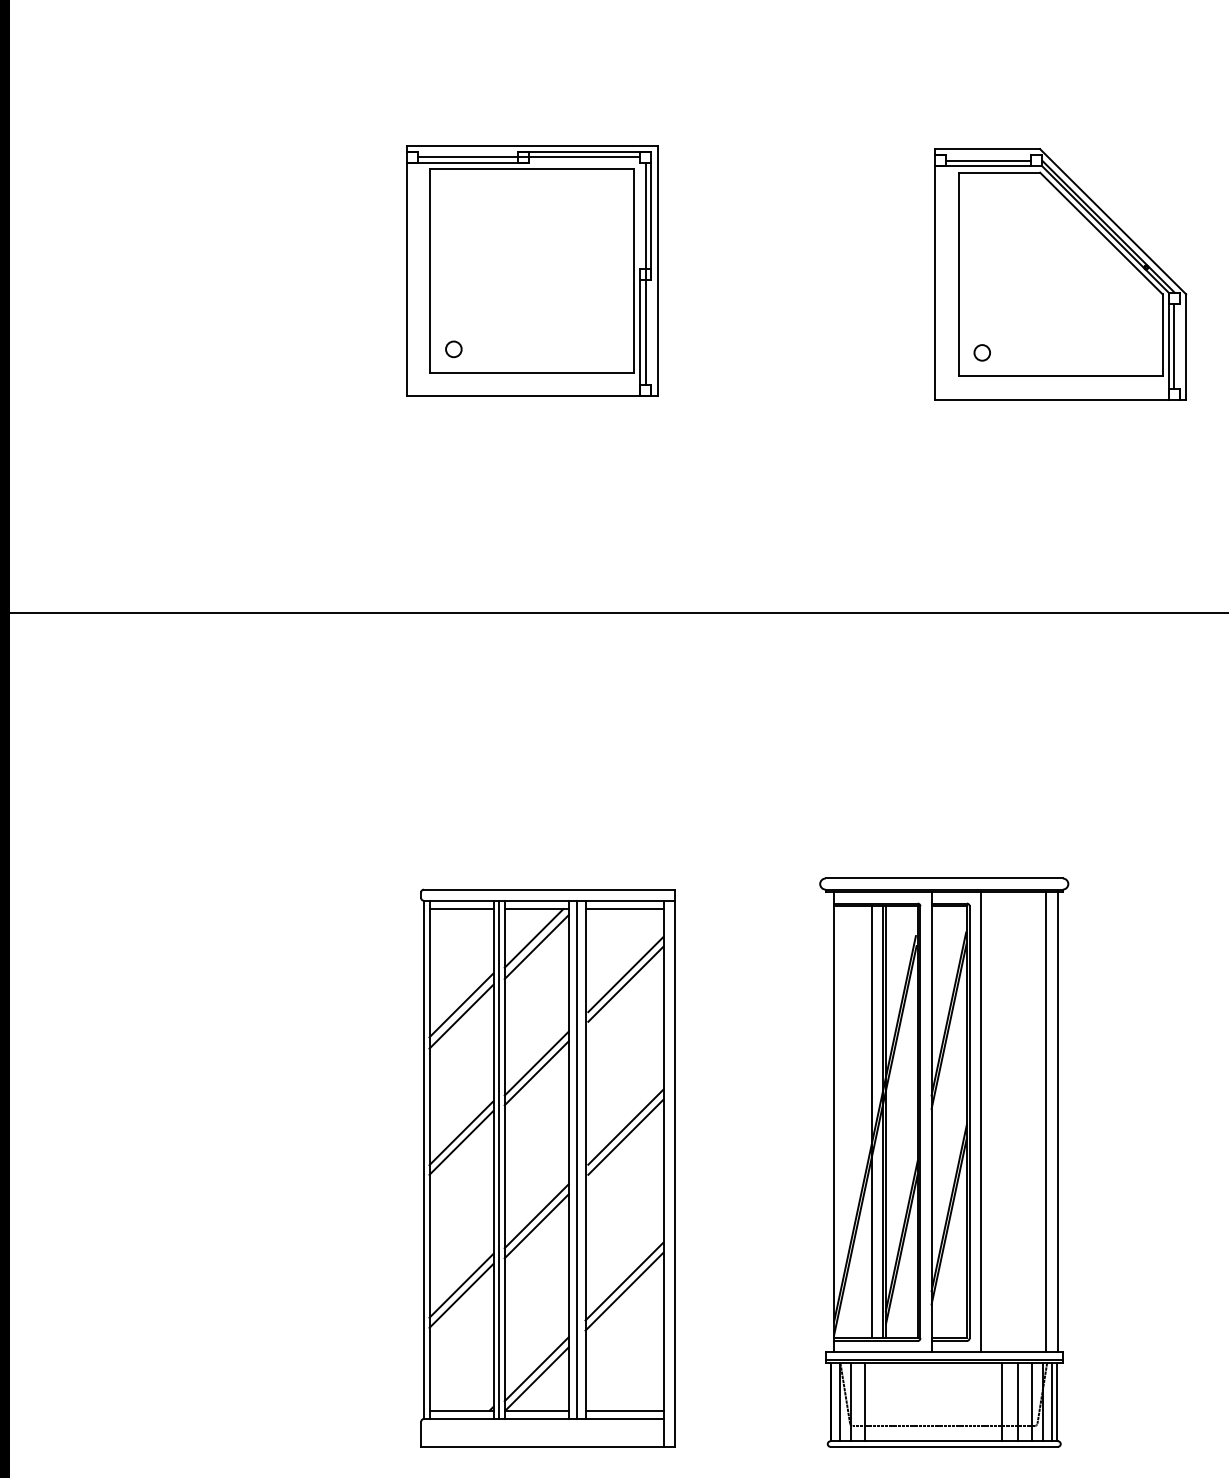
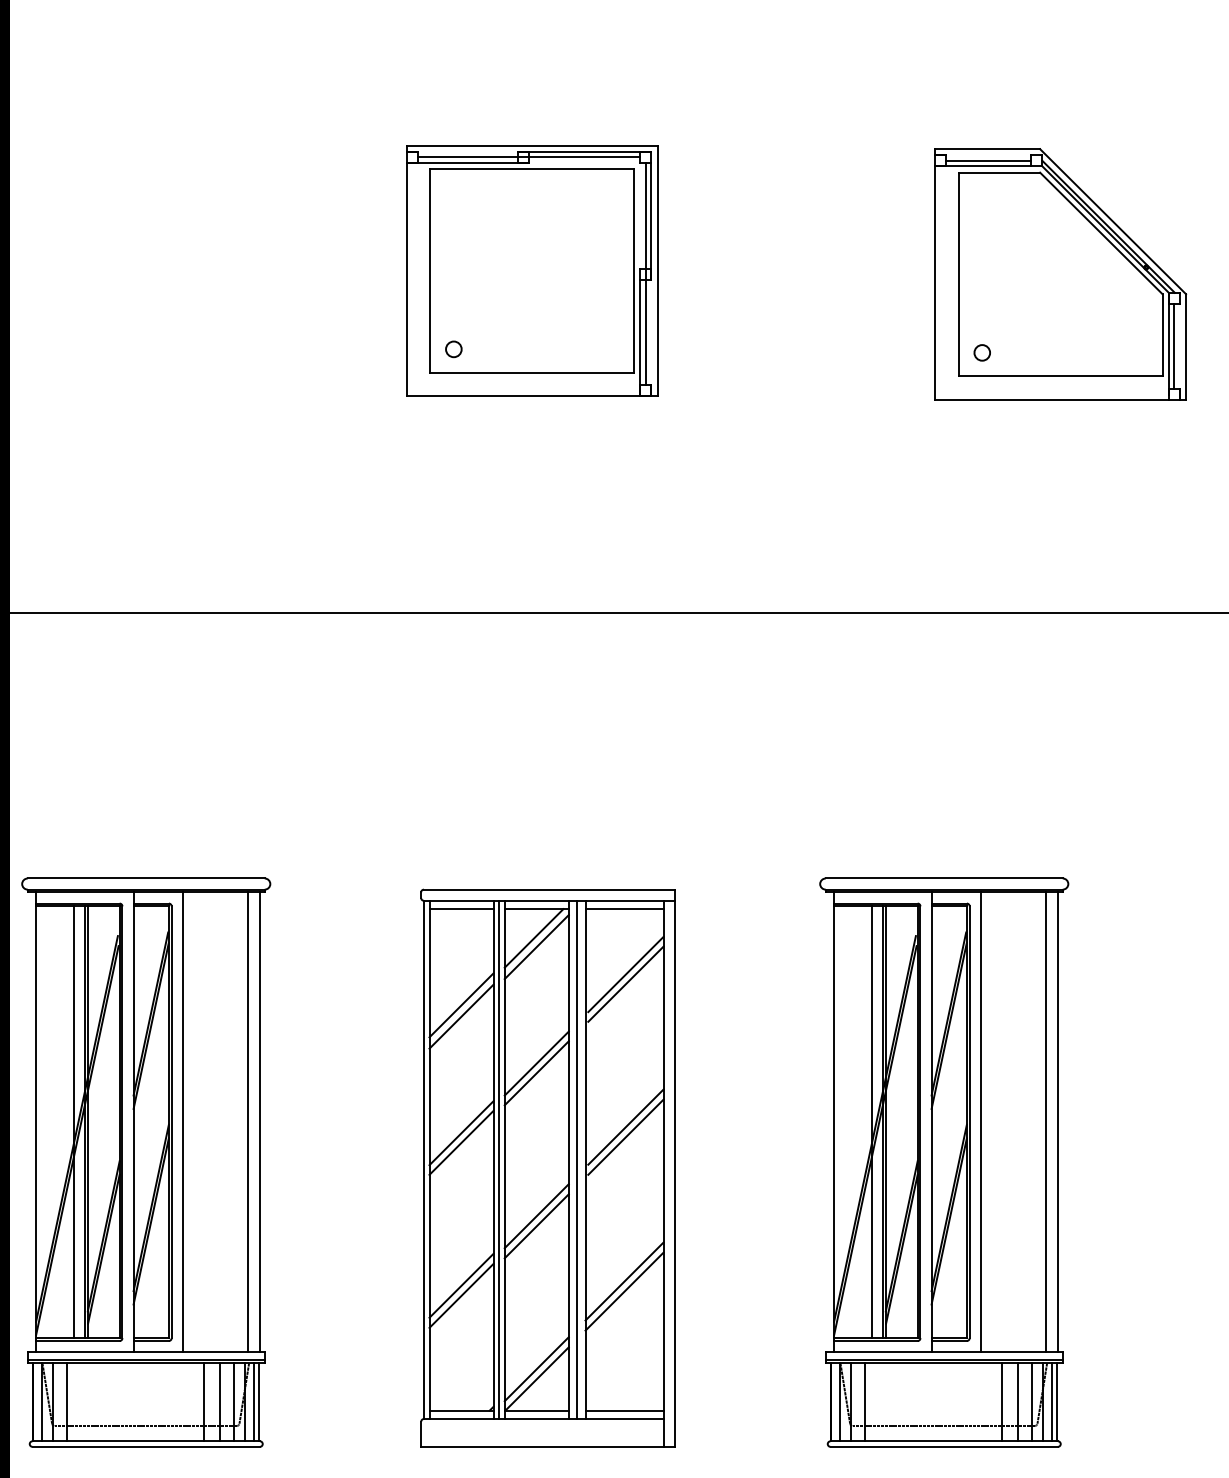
part: none -> present (146, 1162)
